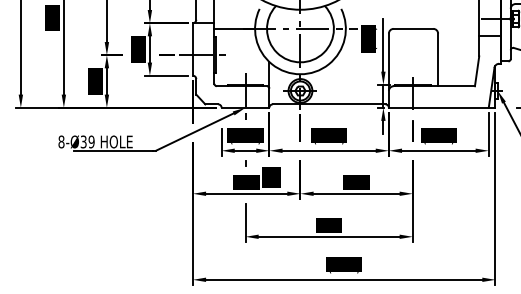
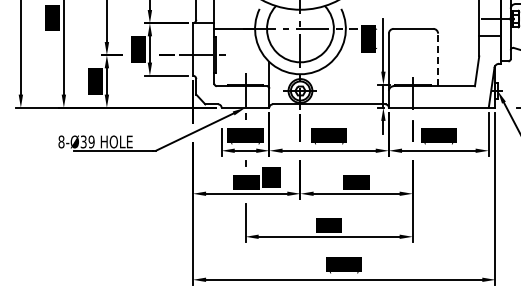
line: solid -> dashed (438, 59)
